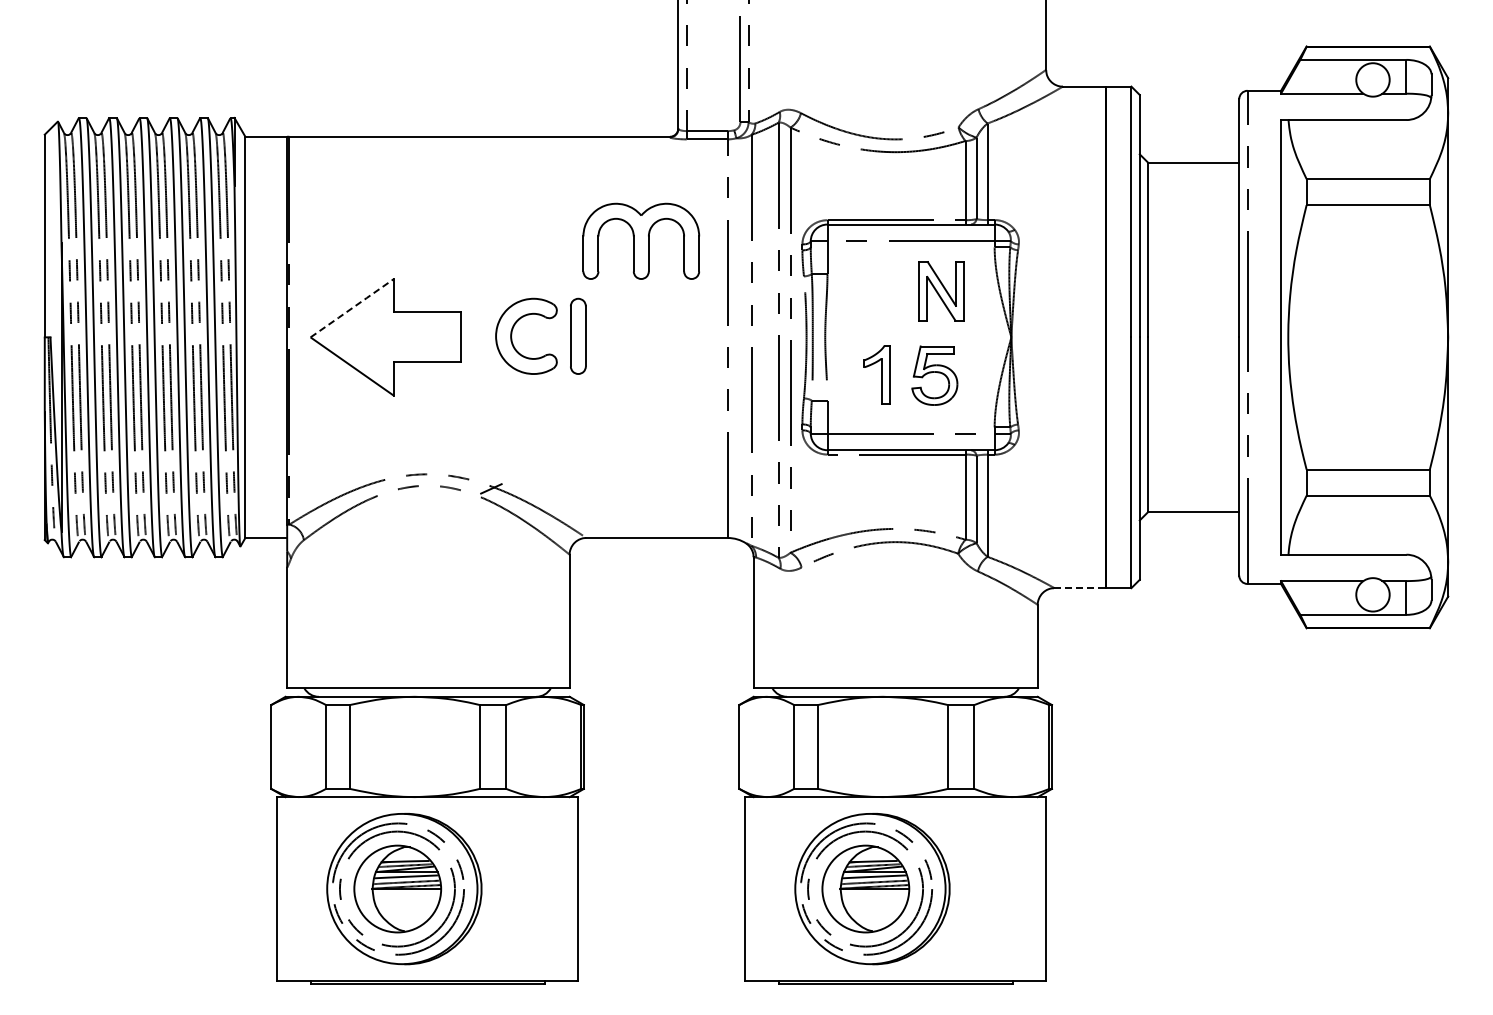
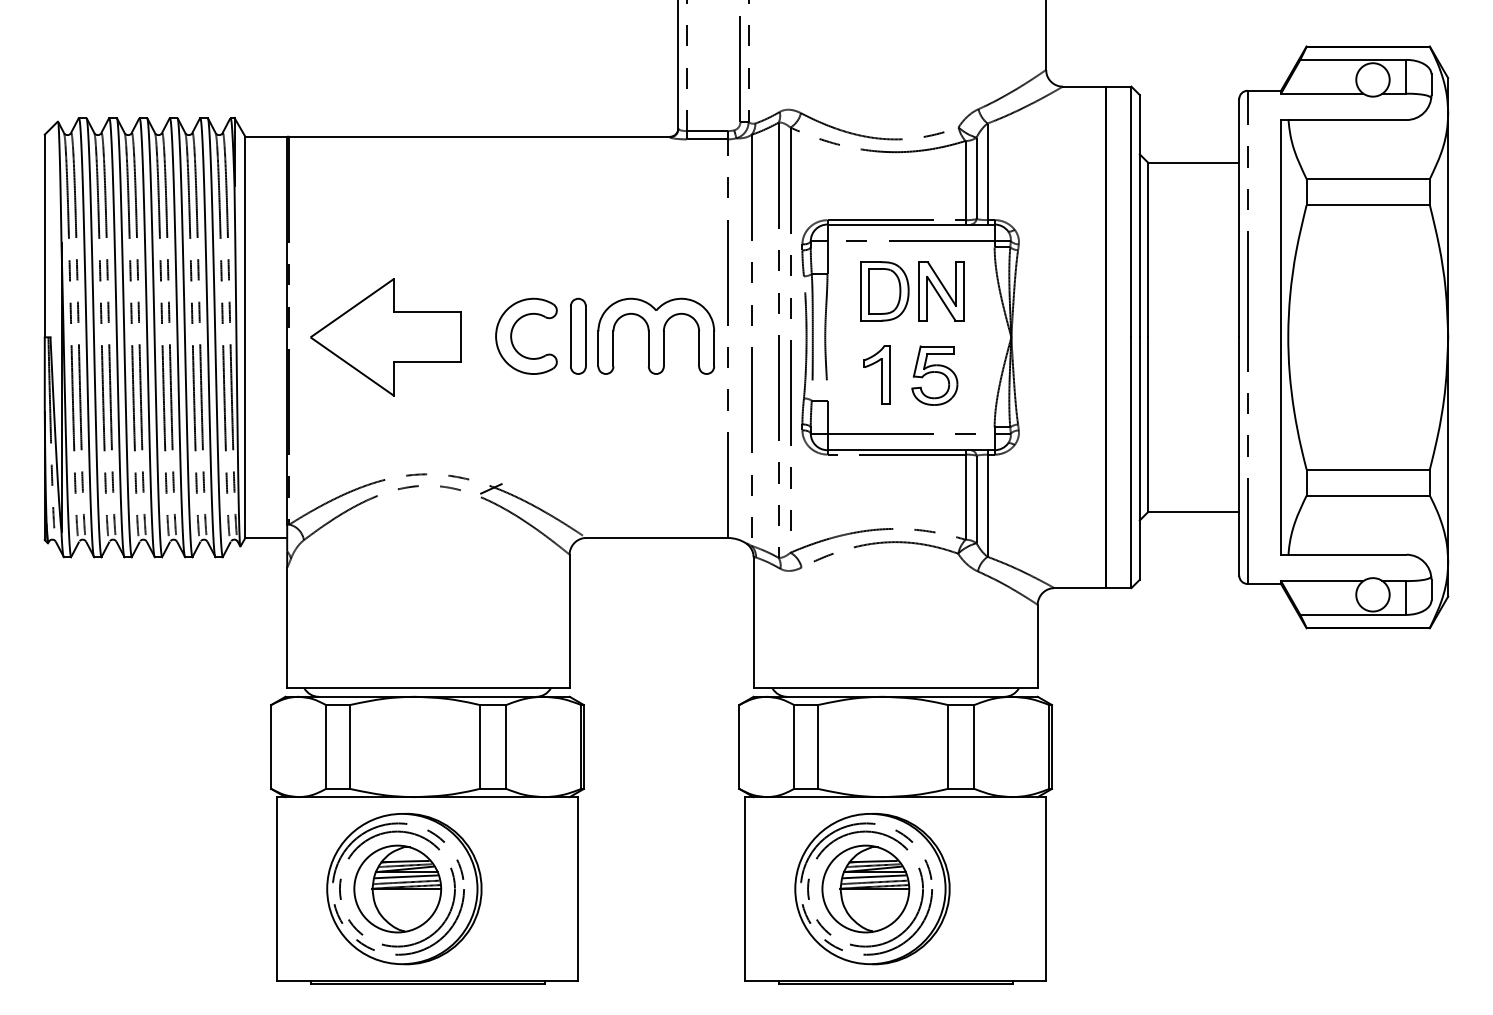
part position: (641, 240) -> (656, 335) (656, 335)
part: none -> present (884, 291)
line: dashed -> solid (352, 308)
line: dashed -> solid (1080, 588)
